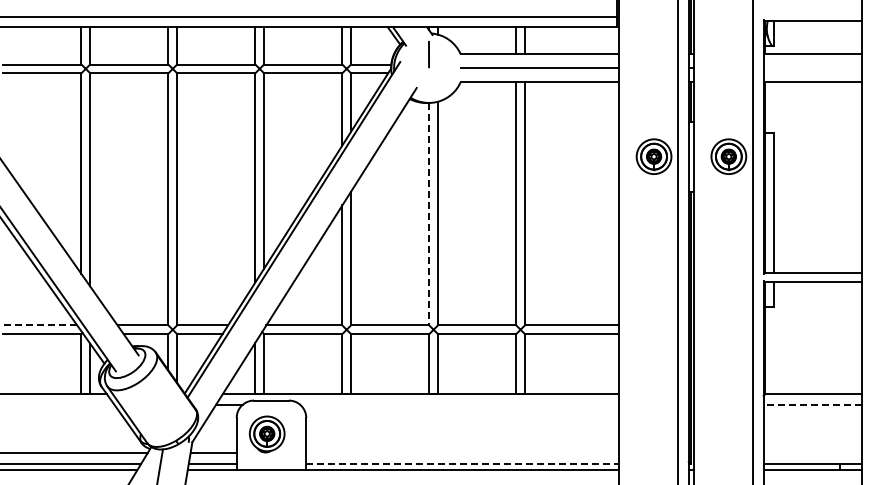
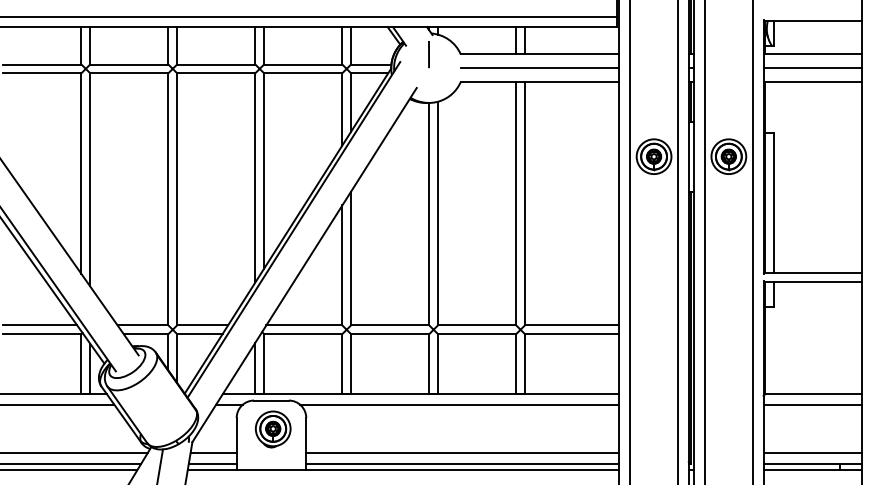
line: none -> present (812, 68)
line: dashed -> solid (429, 214)
line: none -> present (629, 241)
line: none -> present (704, 241)
line: dashed -> solid (40, 325)
line: none -> present (58, 404)
line: none -> present (459, 404)
line: dashed -> solid (812, 404)
part position: (267, 434) -> (273, 429) (273, 429)
line: none -> present (462, 453)
line: none -> present (812, 453)
line: dashed -> solid (462, 463)
